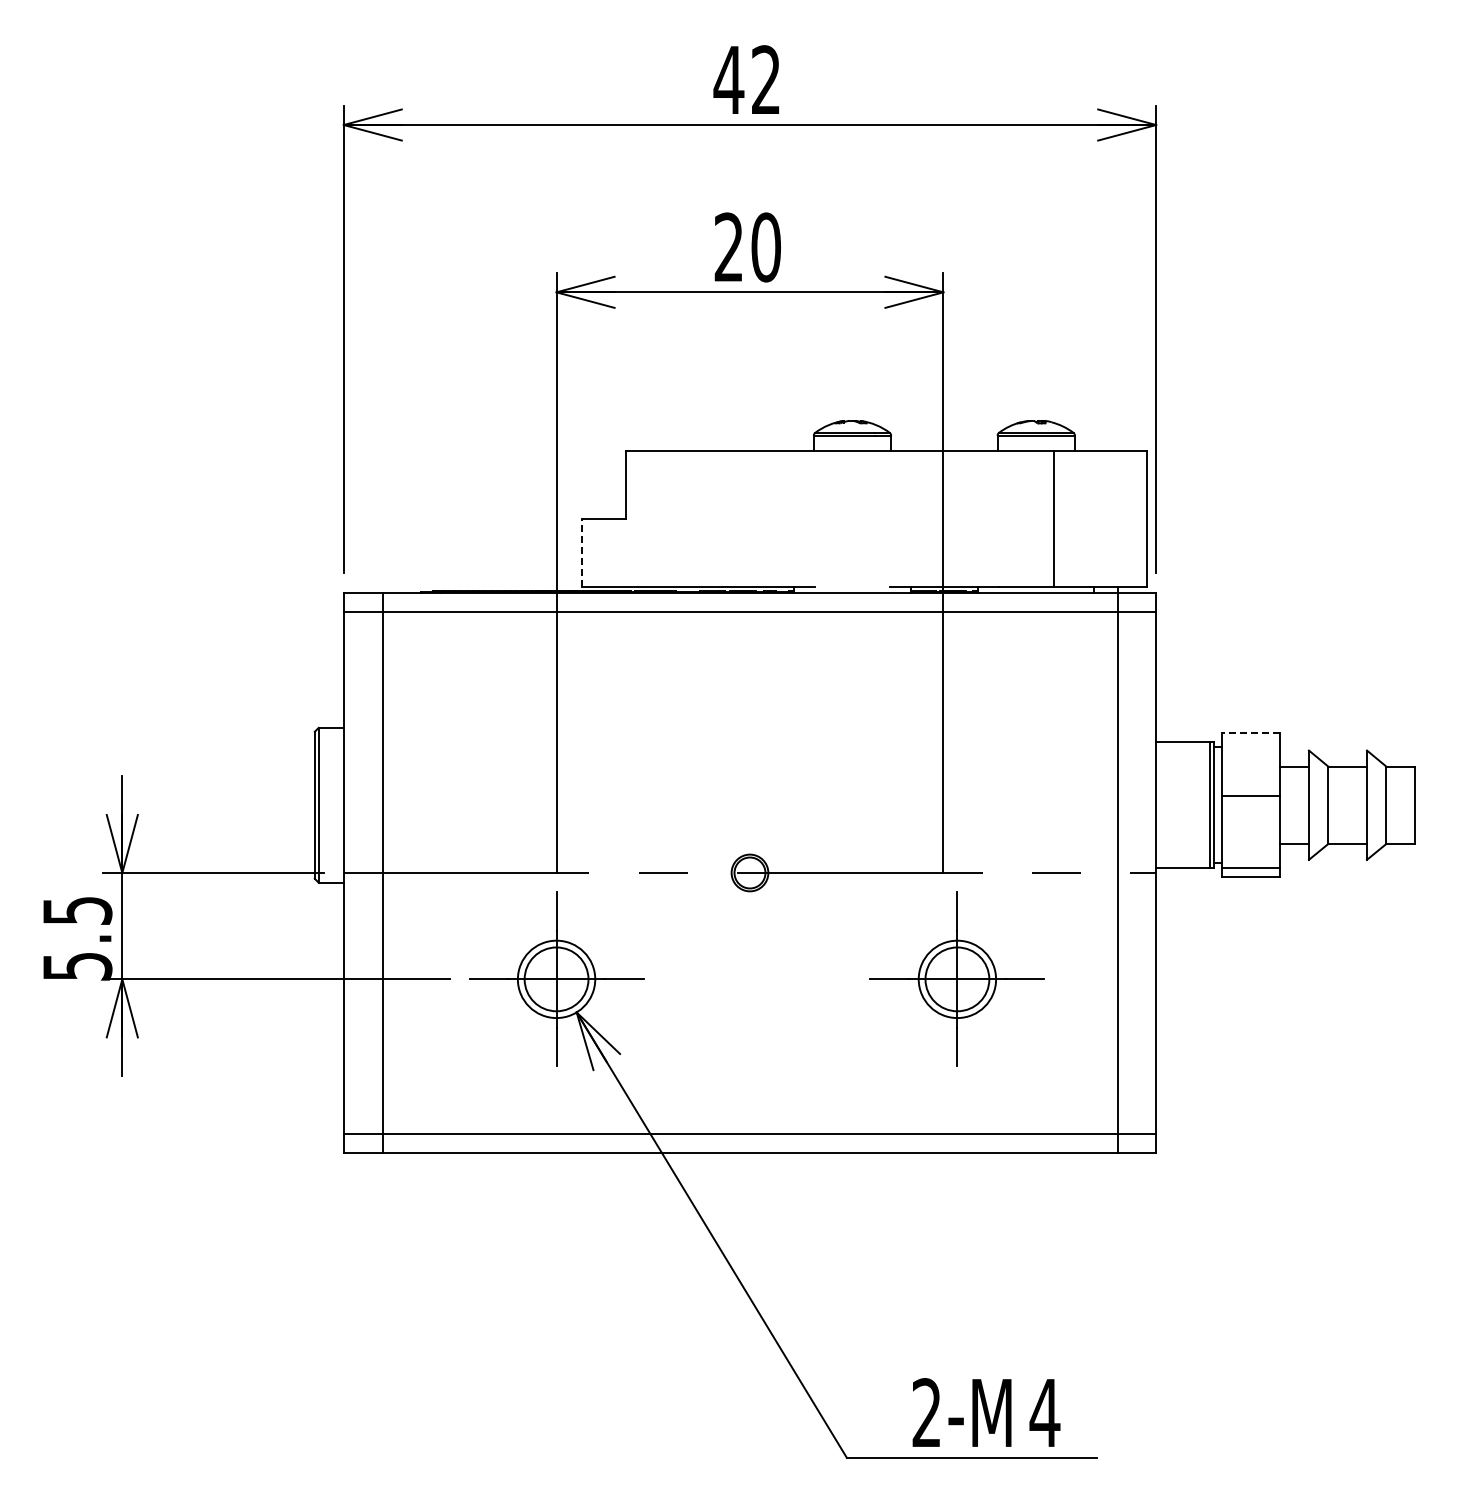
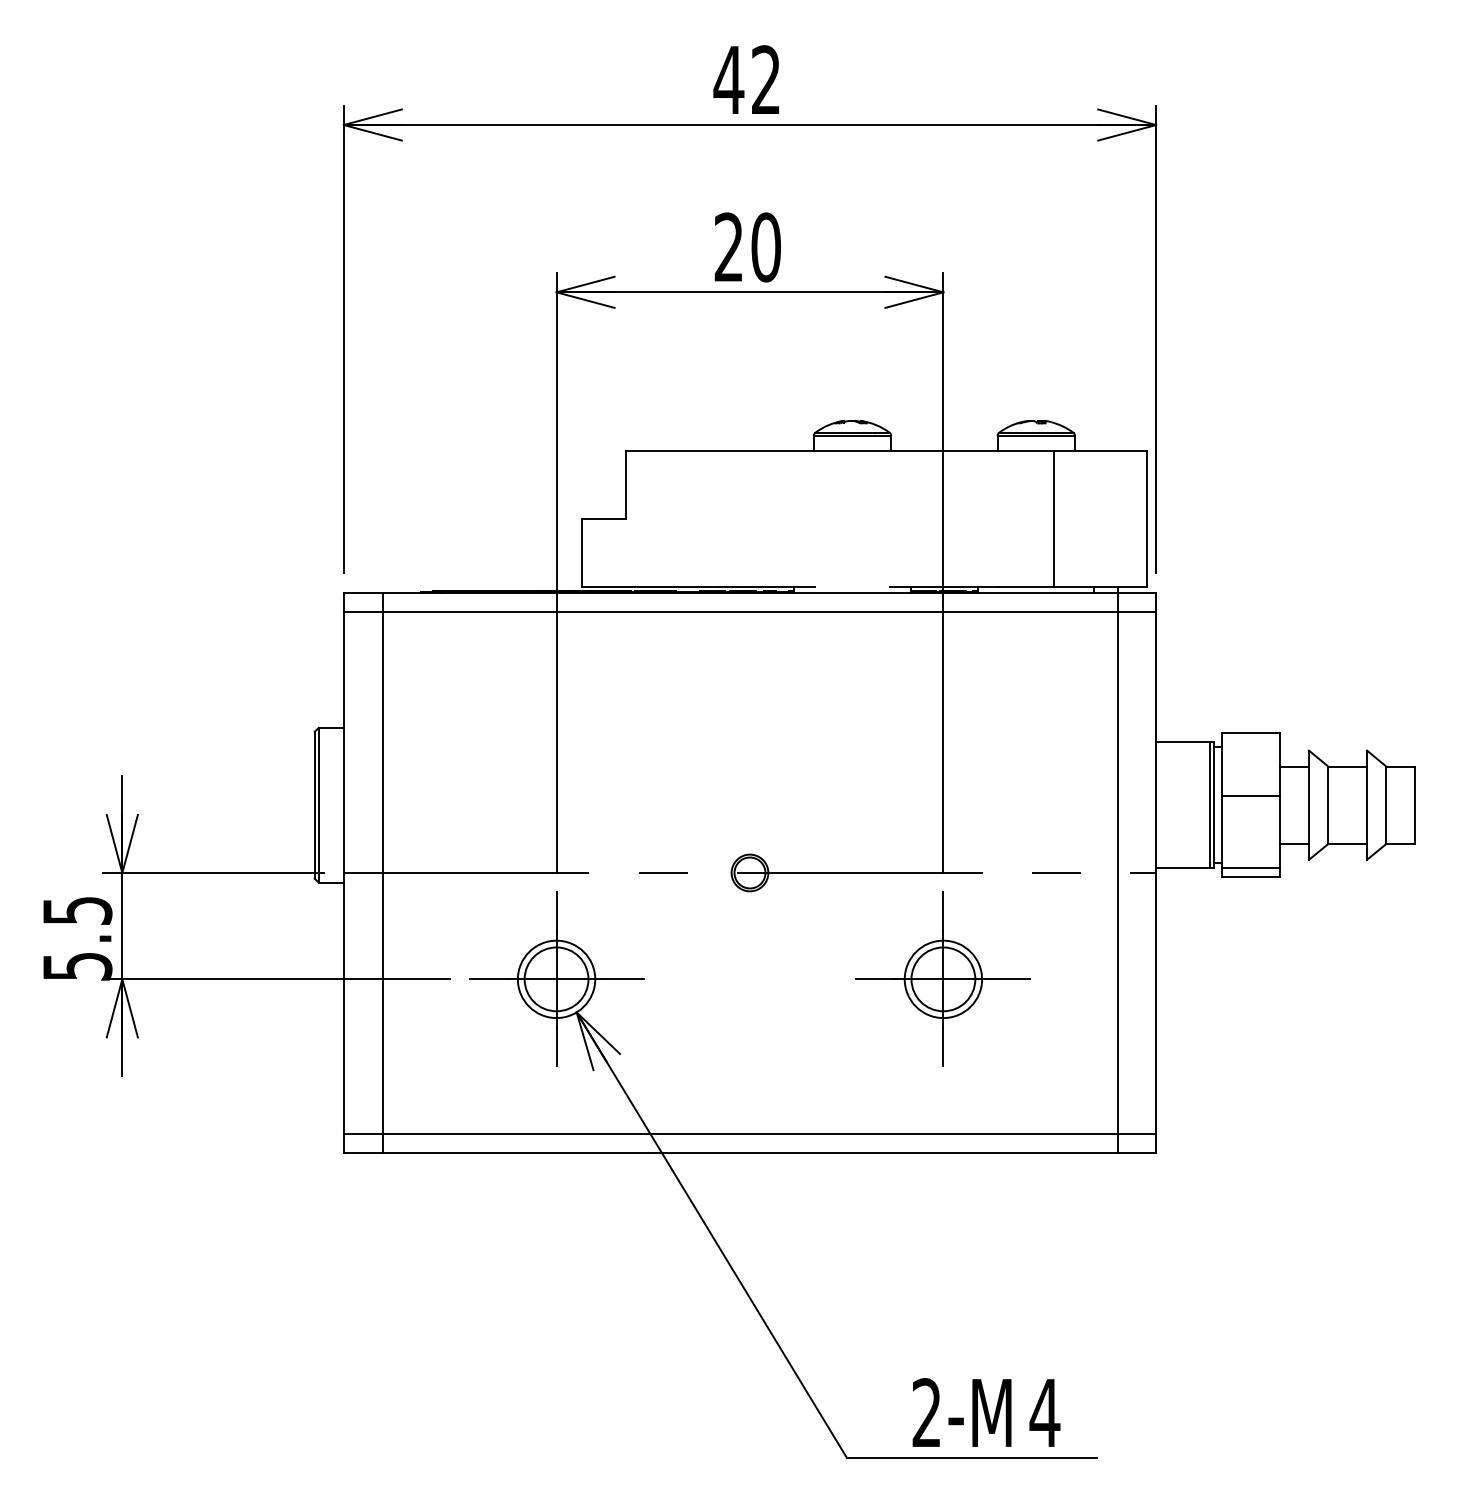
line: dashed -> solid (581, 552)
line: dashed -> solid (1250, 733)
part position: (956, 978) -> (942, 978) (942, 978)
